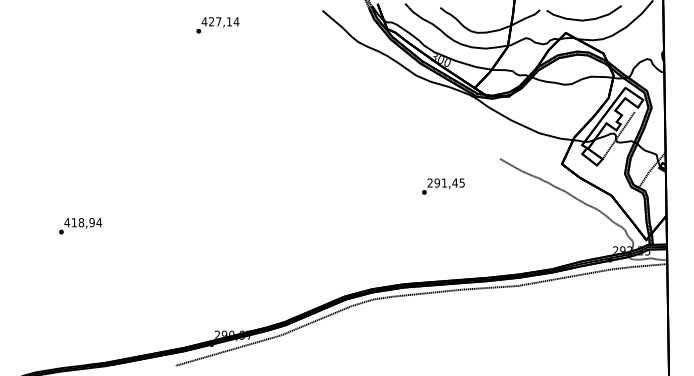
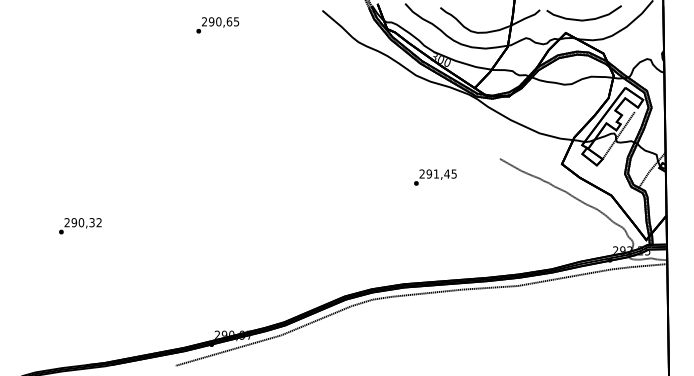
text: 427,14 -> 290,65 (220, 21)
text position: (443, 186) -> (435, 177) (435, 177)
text: 418,94 -> 290,32 (83, 222)
